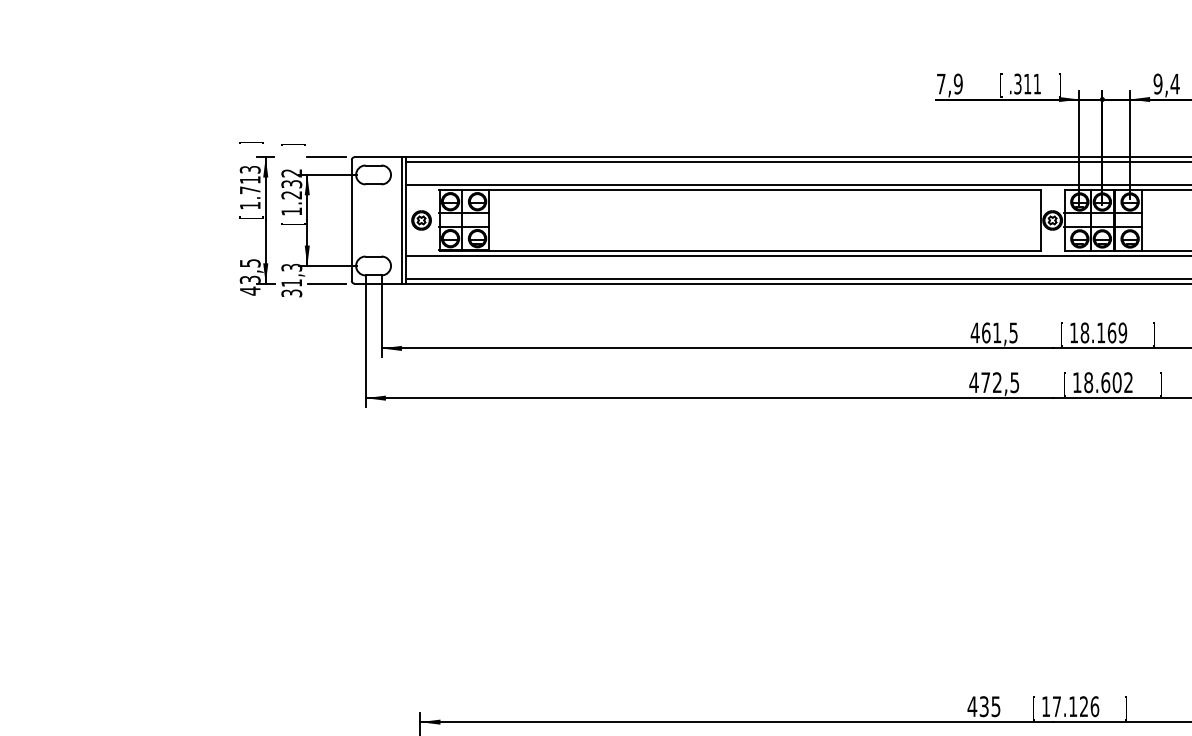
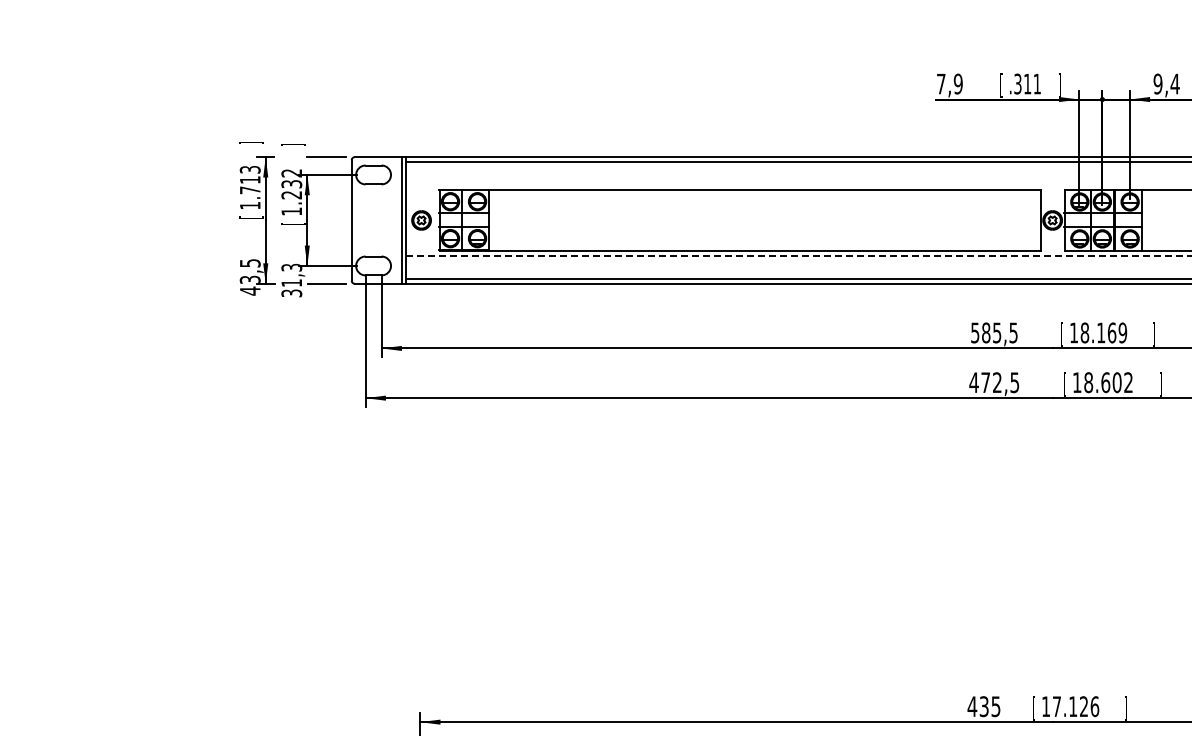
line: present -> none (797, 185)
line: solid -> dashed (799, 255)
text: 461,5 -> 585,5 (985, 332)
